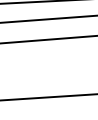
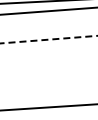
line position: (48, 18) -> (48, 10) (48, 10)
line: solid -> dashed (48, 39)
line position: (48, 97) -> (48, 107) (48, 107)
